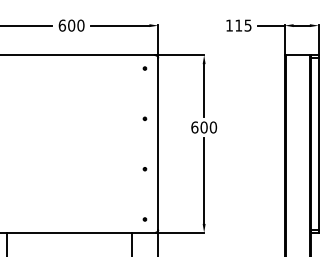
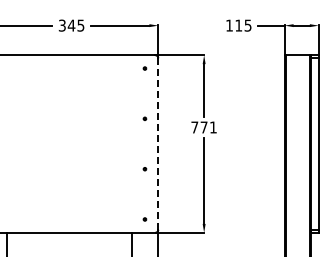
text: 600 -> 345 (71, 25)
text: 600 -> 771 (204, 127)
line: solid -> dashed (158, 144)
